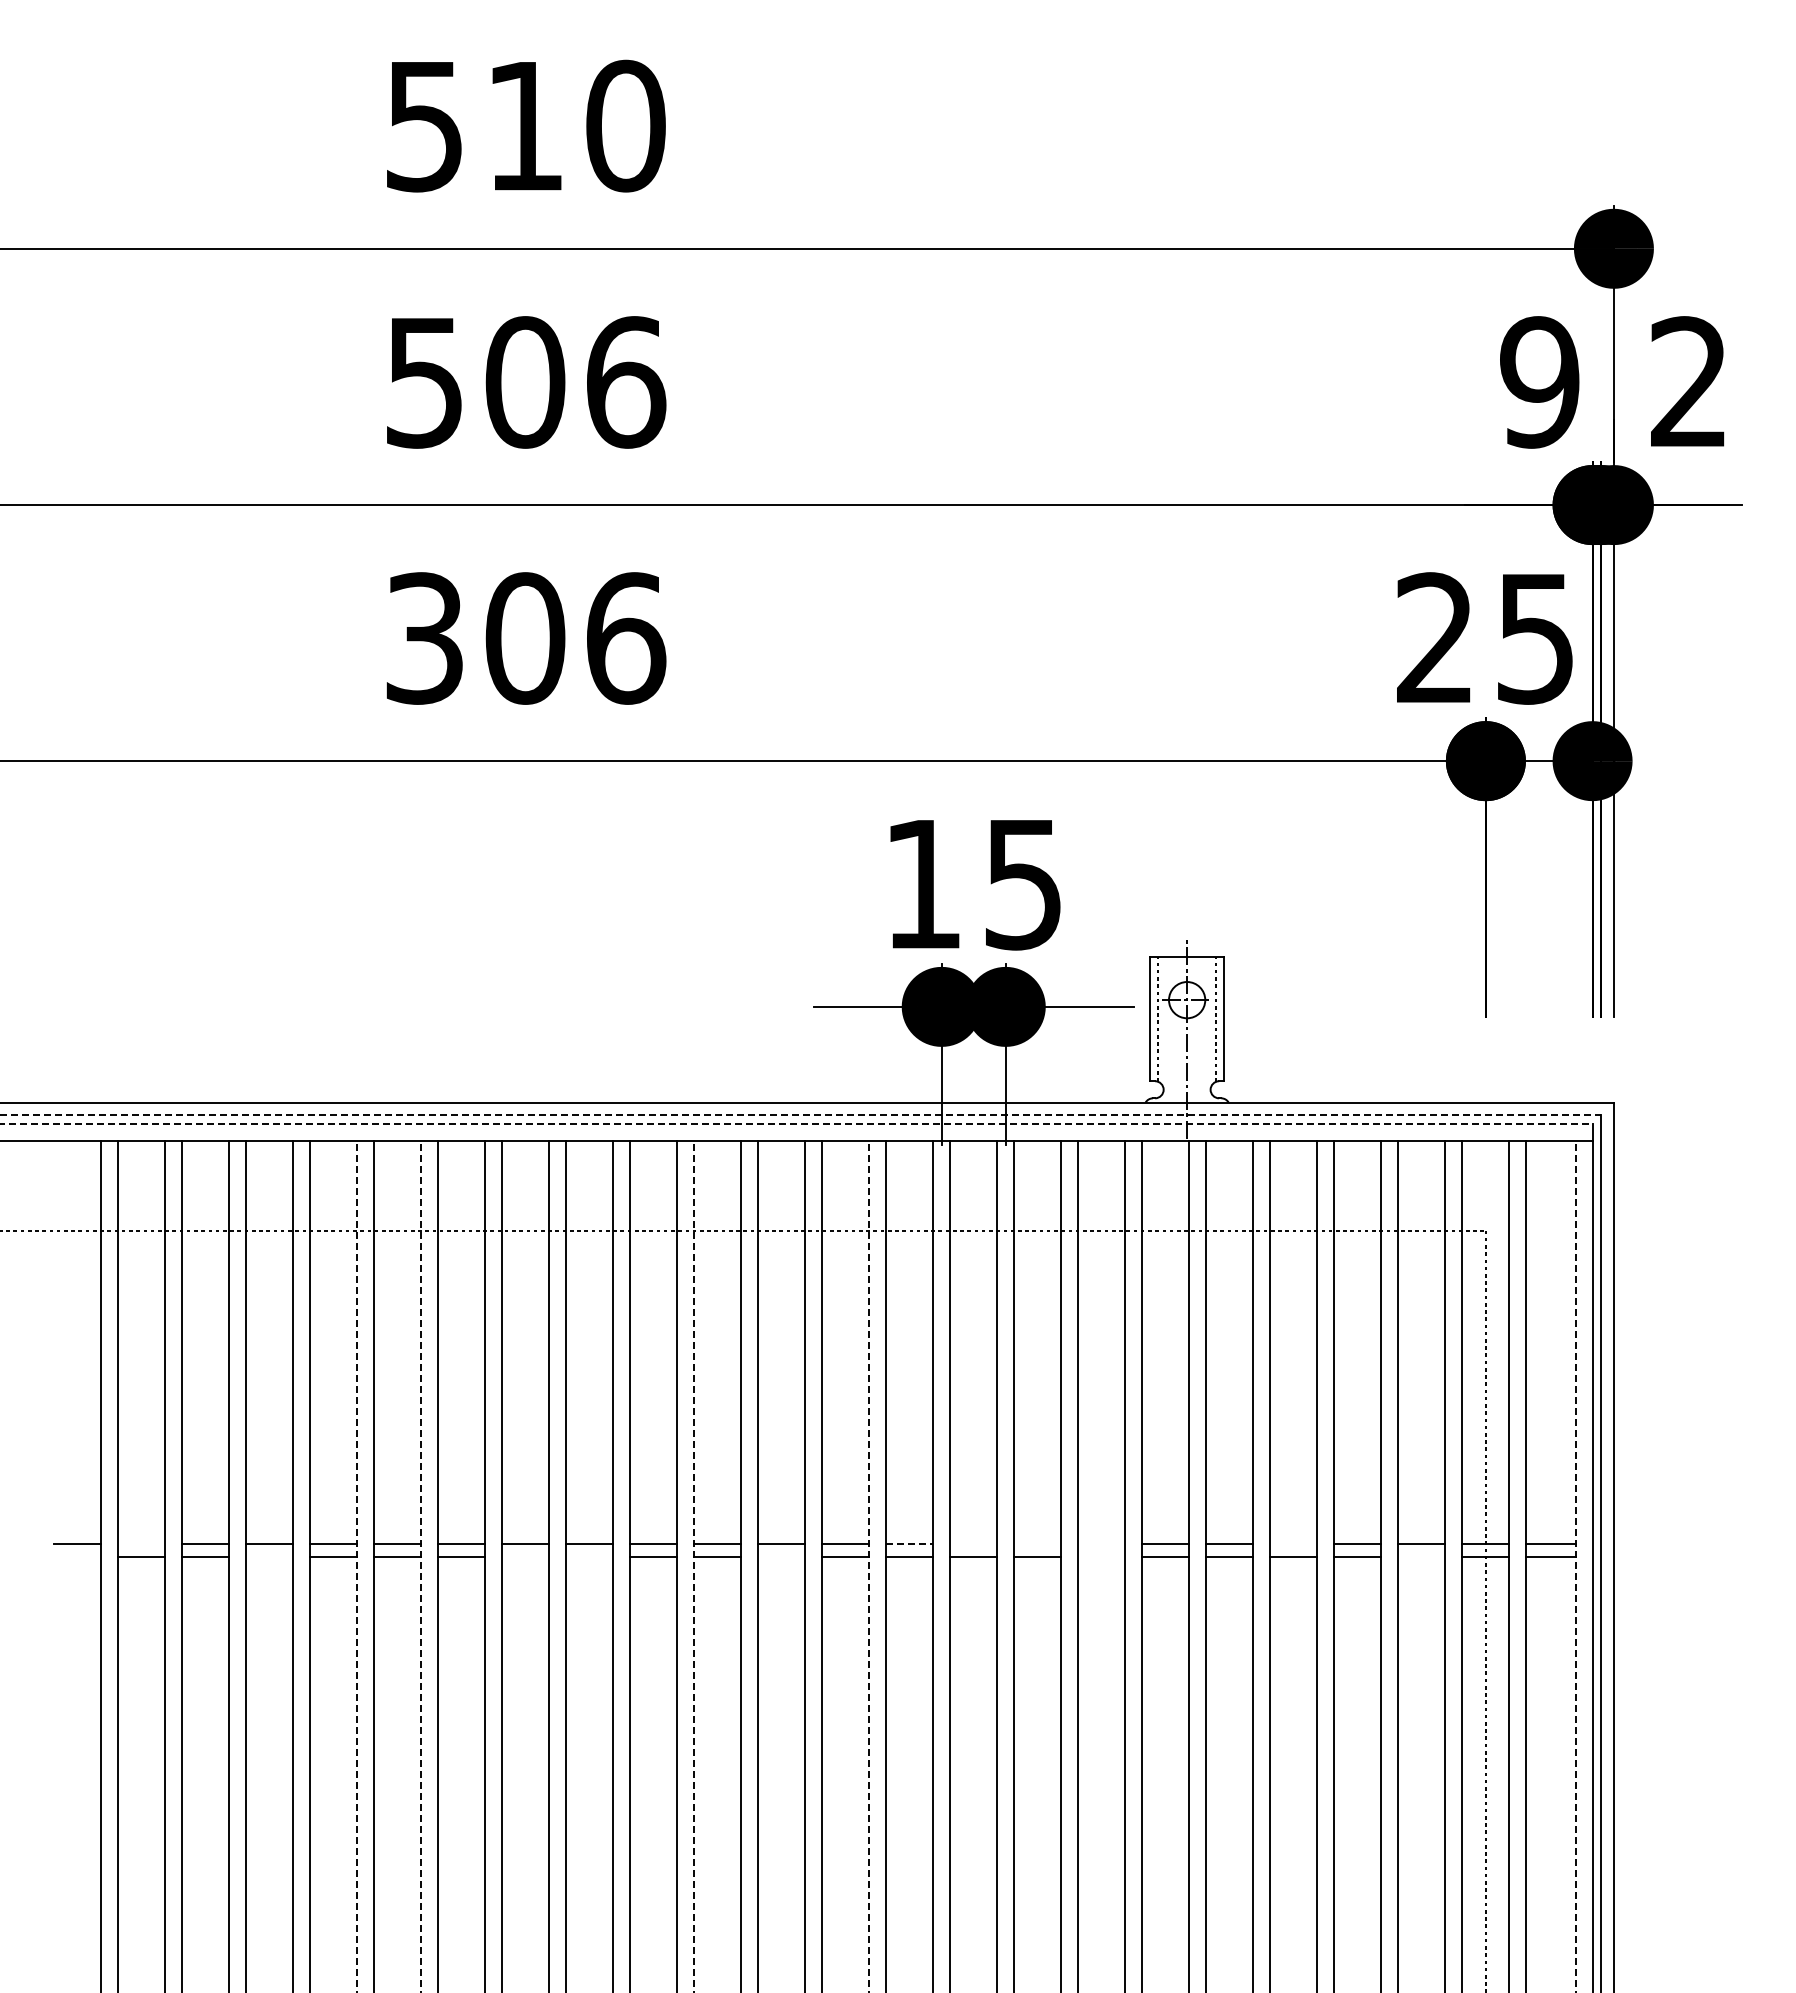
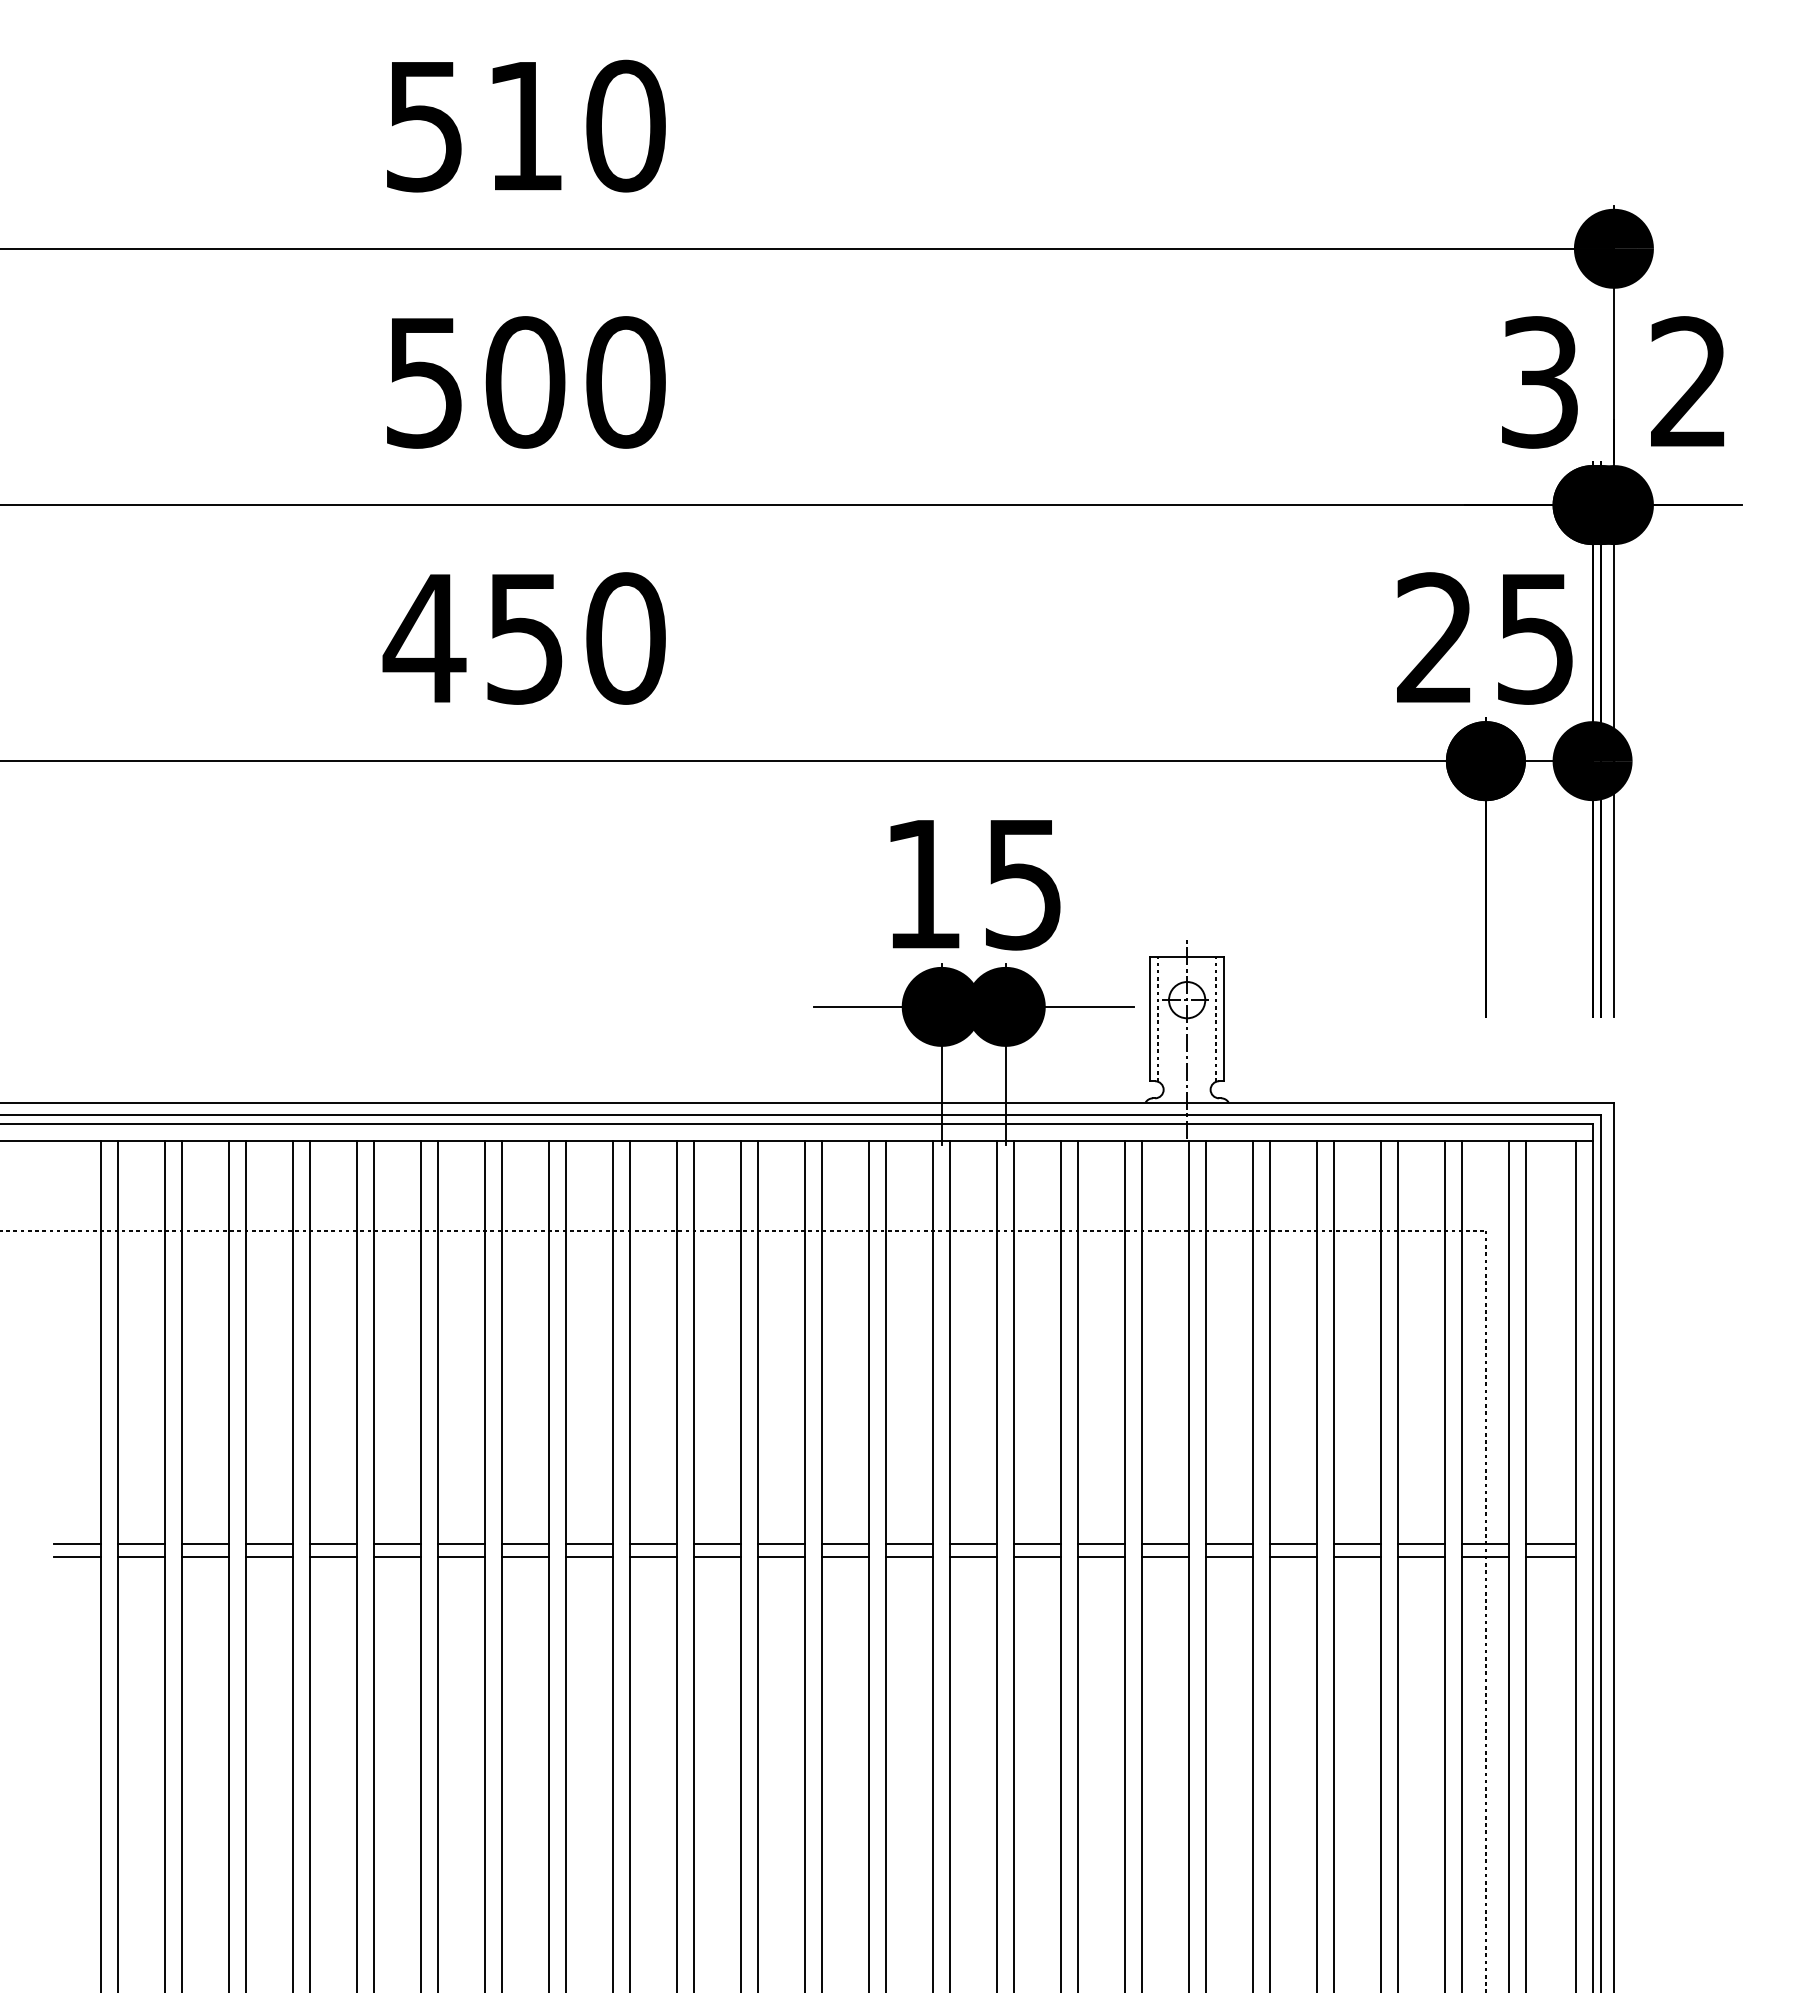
text: 506 -> 500 (626, 382)
text: 9 -> 3 (1539, 382)
text: 306 -> 450 (524, 638)
line: dashed -> solid (801, 1115)
line: dashed -> solid (796, 1123)
line: none -> present (141, 1544)
line: dashed -> solid (910, 1544)
line: none -> present (973, 1544)
line: none -> present (1037, 1544)
line: none -> present (1101, 1544)
line: none -> present (1293, 1544)
line: none -> present (77, 1557)
line: none -> present (269, 1557)
line: none -> present (525, 1557)
line: none -> present (589, 1557)
line: none -> present (781, 1557)
line: none -> present (1101, 1557)
line: none -> present (1421, 1557)
line: dashed -> solid (357, 1566)
line: dashed -> solid (421, 1566)
line: dashed -> solid (694, 1566)
line: dashed -> solid (869, 1566)
line: dashed -> solid (1575, 1566)
